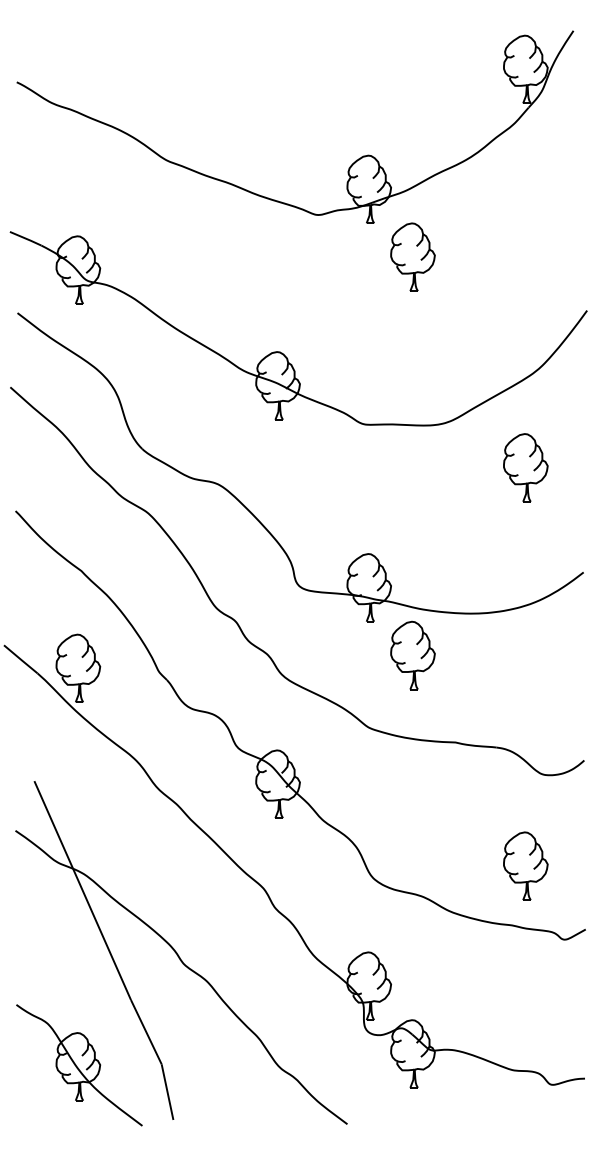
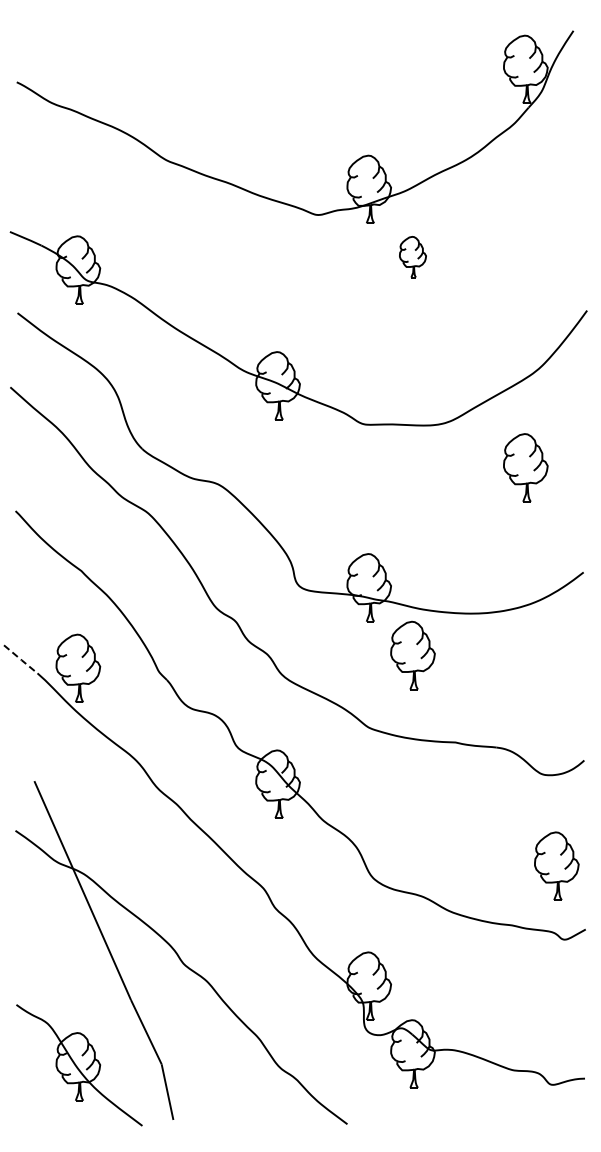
part size: 46x70 px -> 28x43 px (412, 257)
line: solid -> dashed (20, 659)
part position: (525, 865) -> (556, 865) (556, 865)
